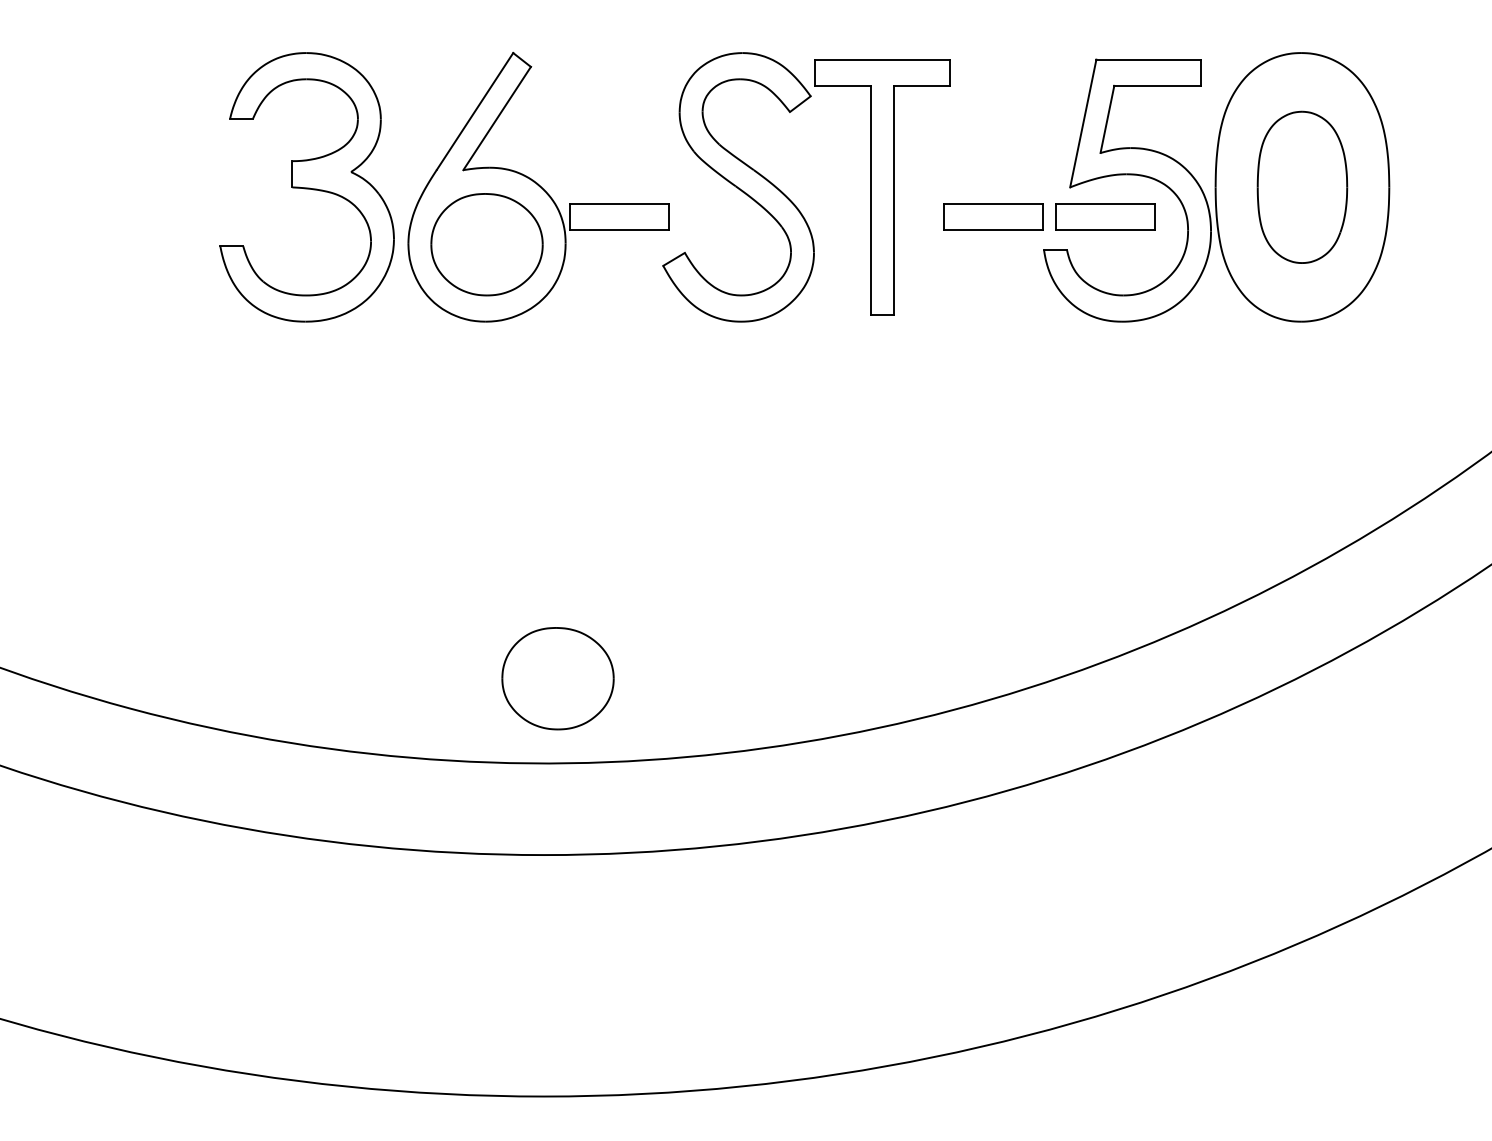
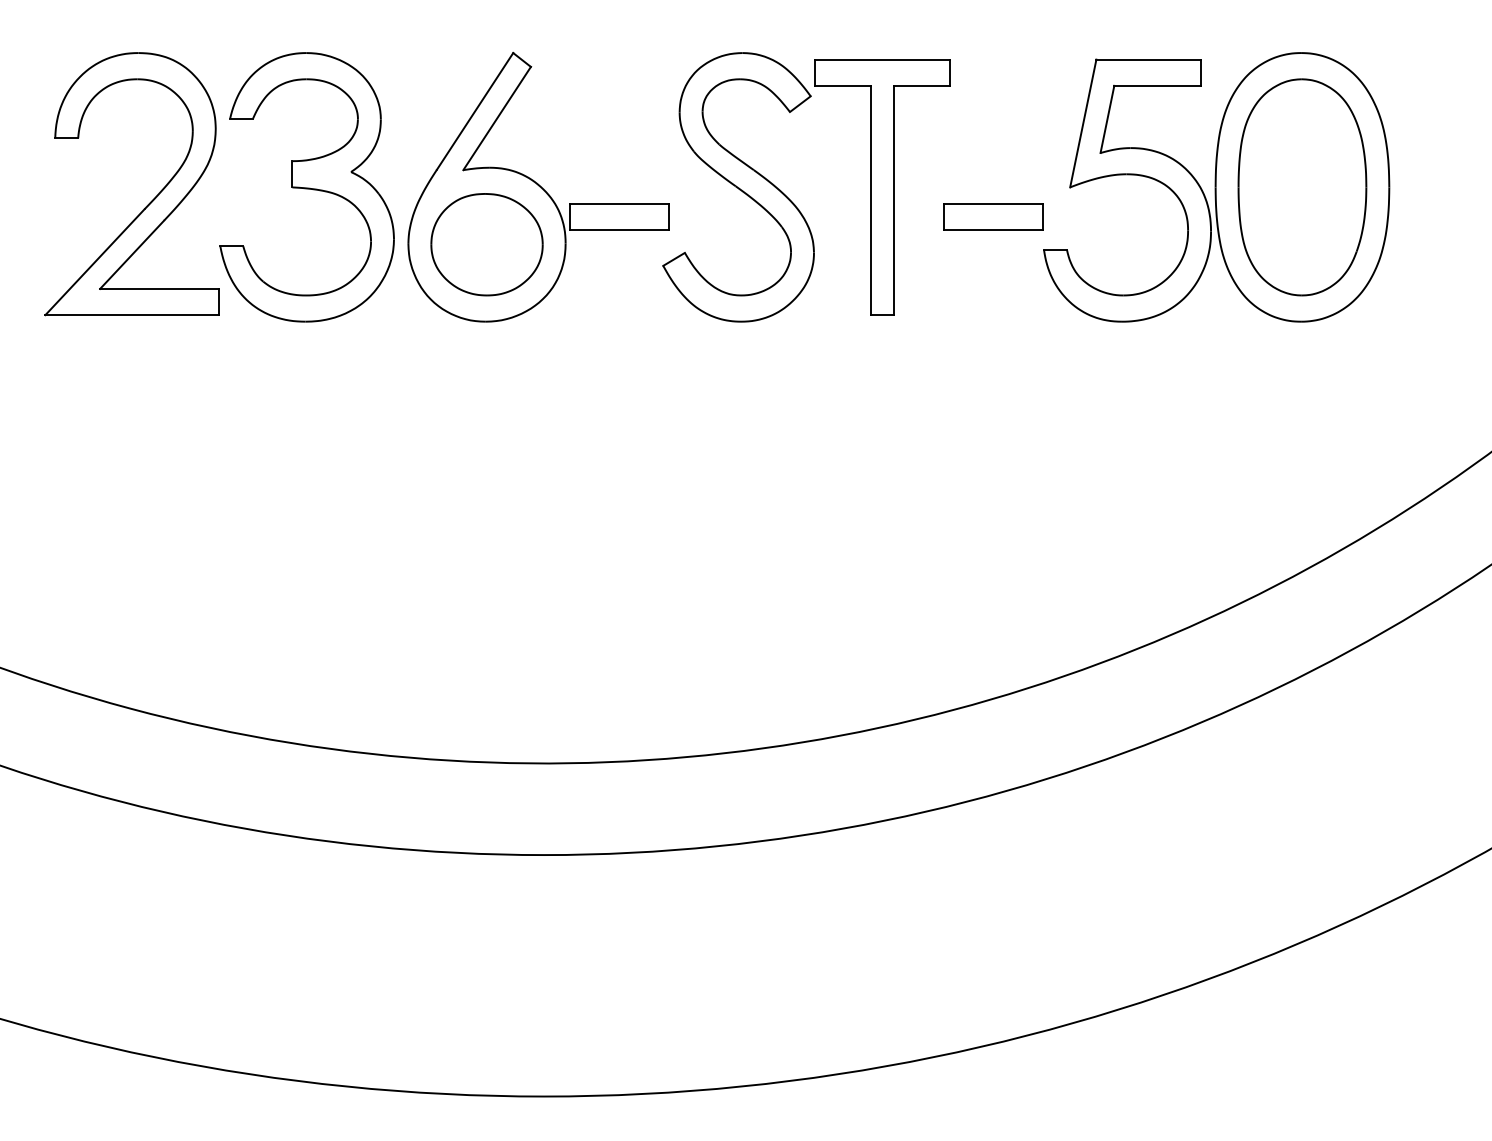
part size: 93x154 px -> 131x219 px (1302, 187)
part: none -> present (149, 202)
part: present -> none (1105, 216)
part: present -> none (557, 678)
